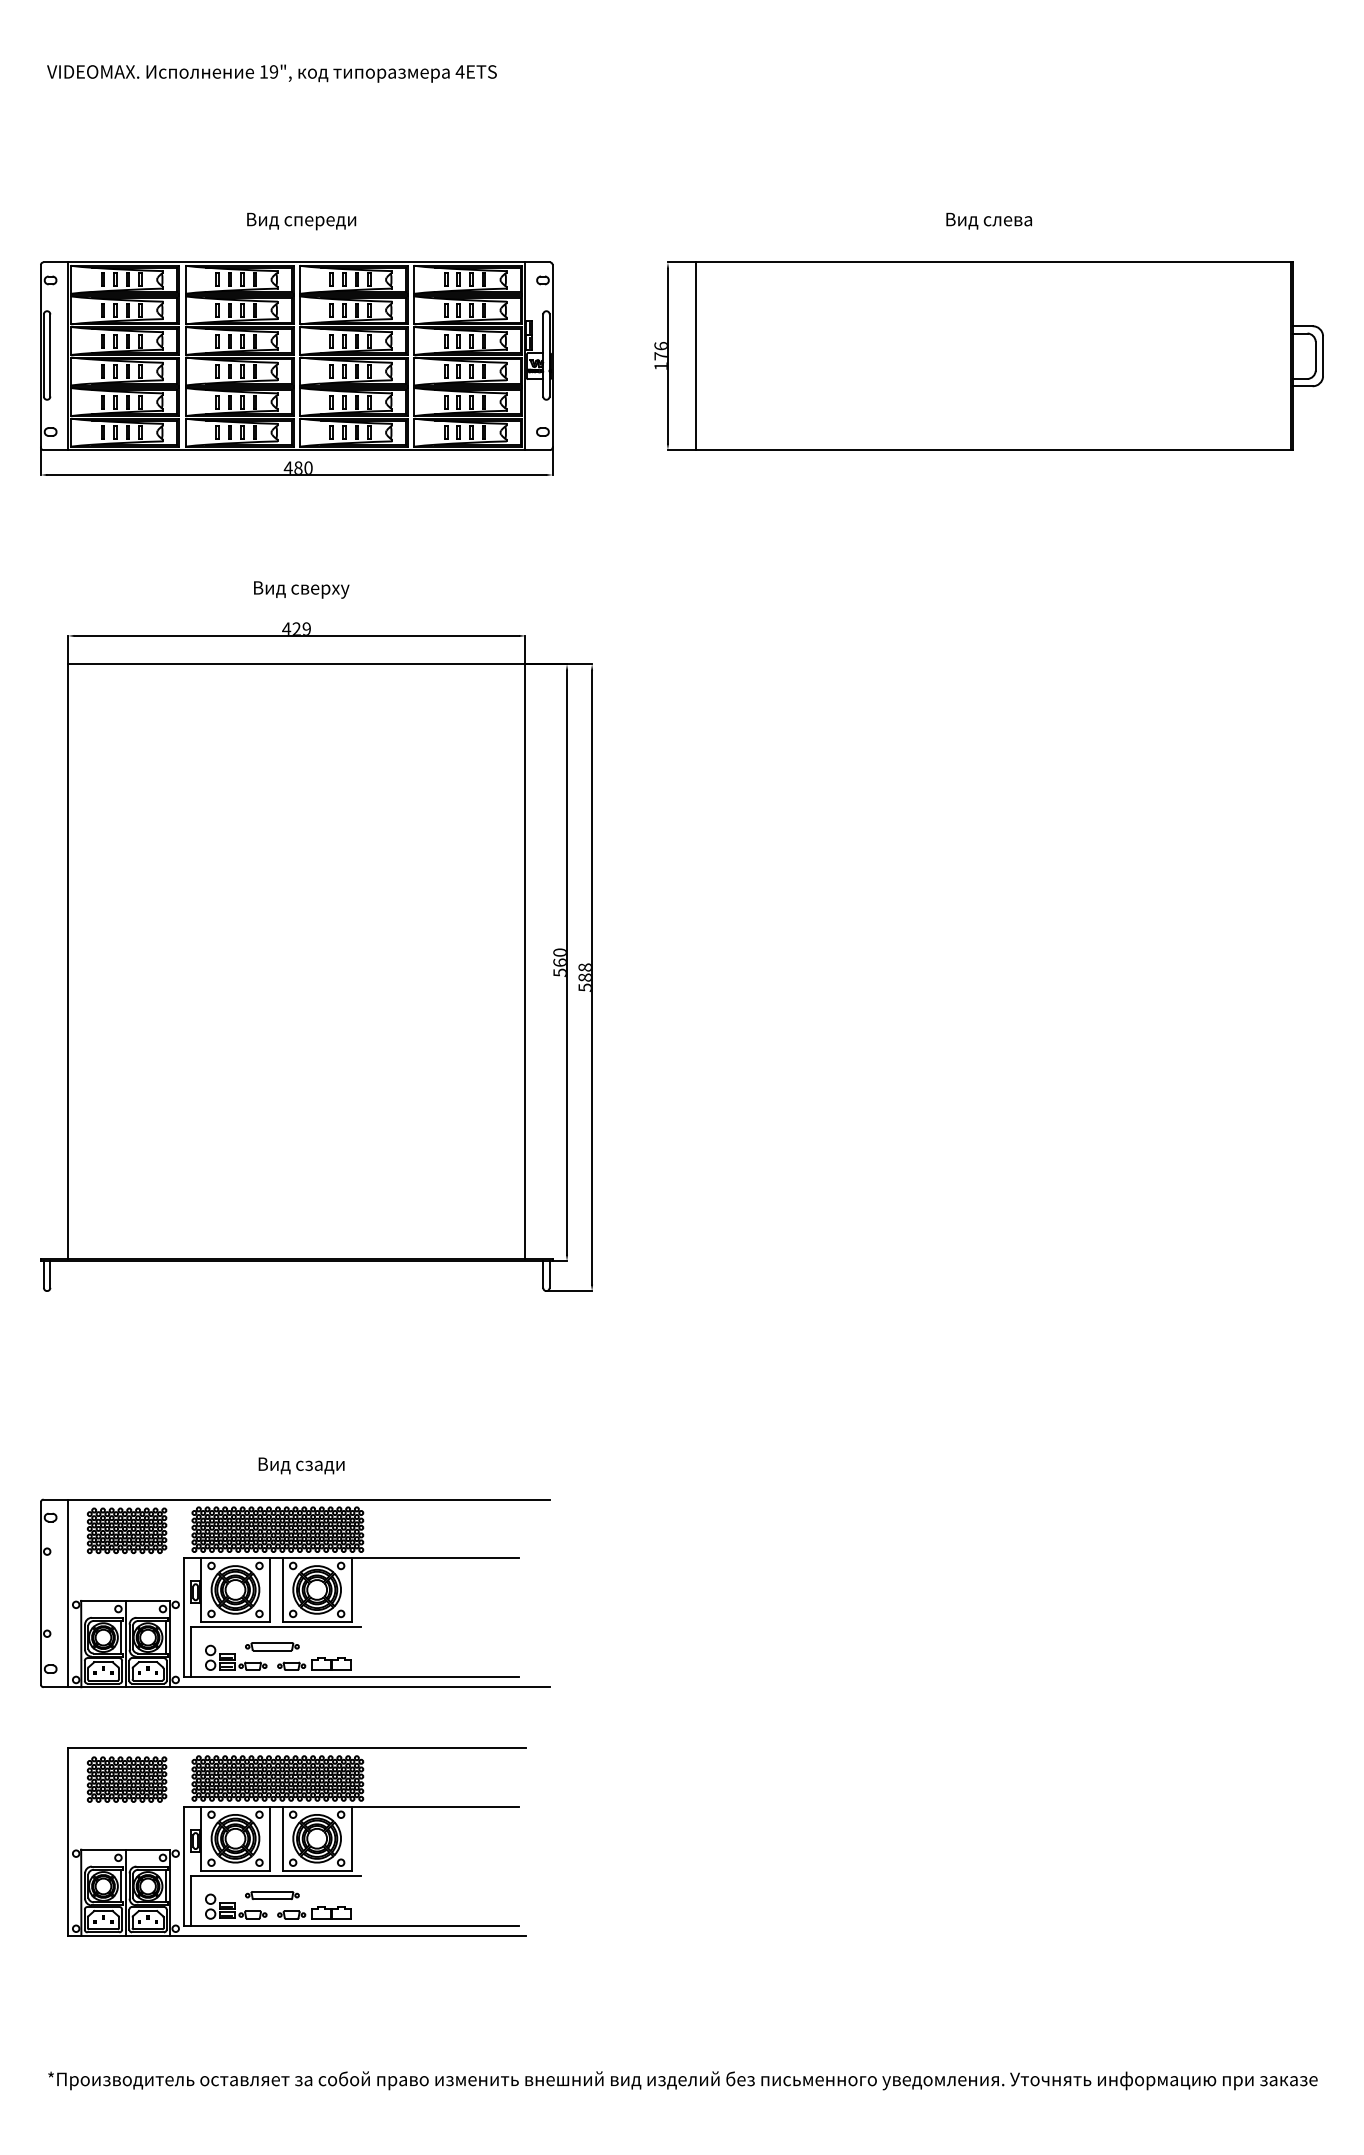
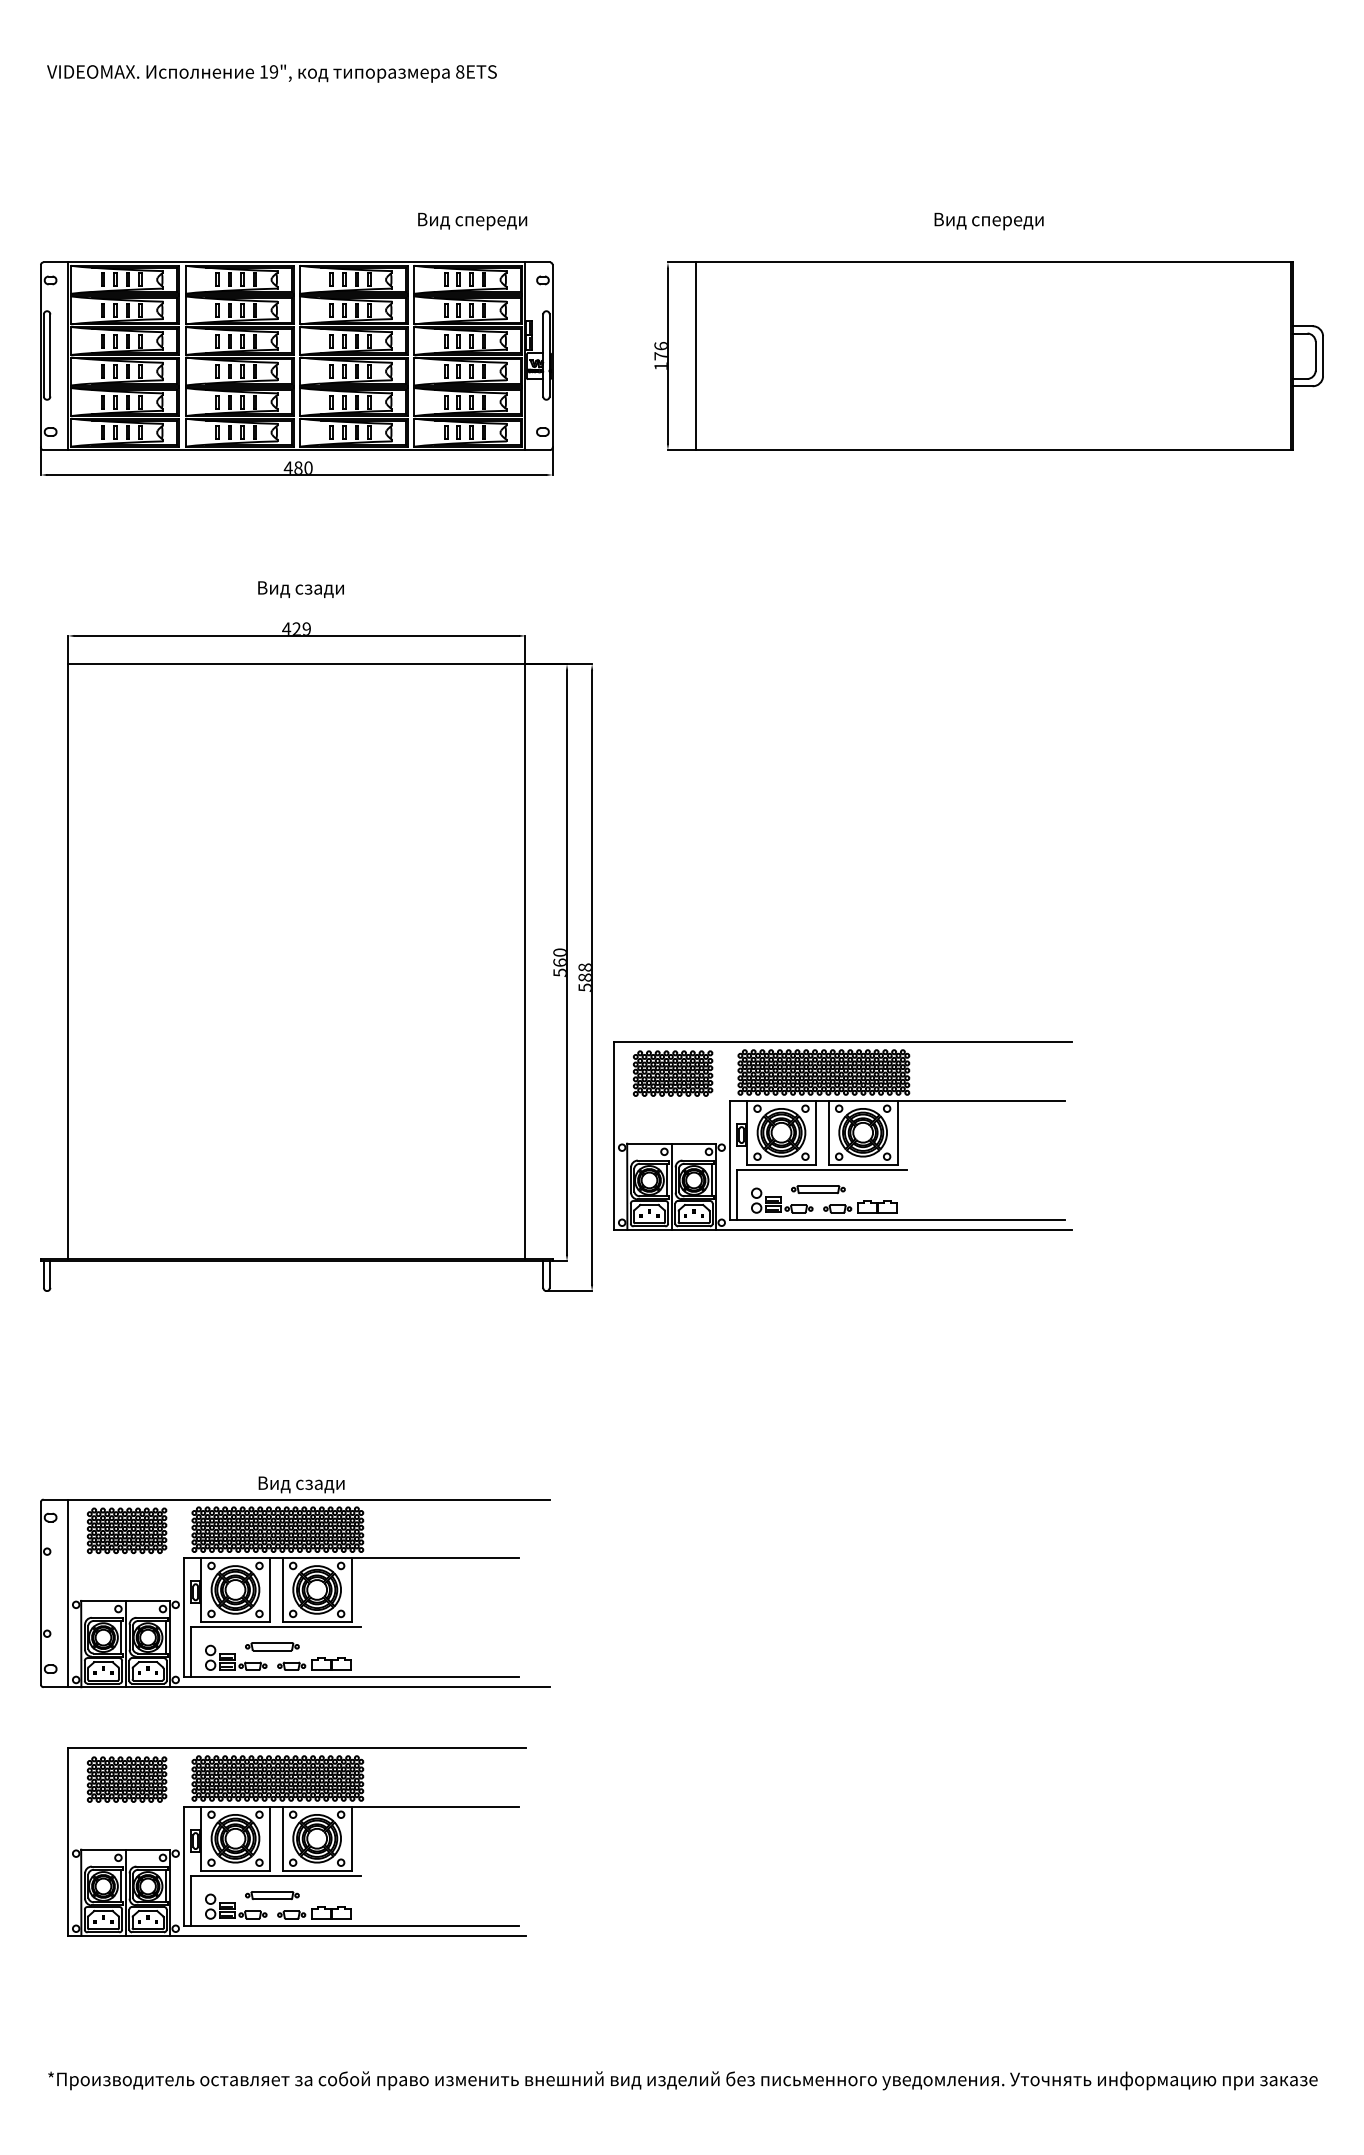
text: 4ETS -> 8ETS (459, 71)
text position: (301, 221) -> (472, 221) (472, 221)
text: Вид слева -> Вид спереди (988, 221)
text: Вид сверху -> Вид сзади (301, 589)
part: none -> present (842, 1135)
text position: (301, 1465) -> (301, 1484) (301, 1484)
